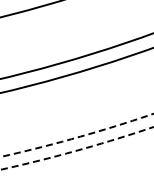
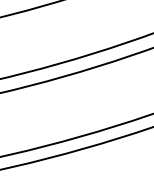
circle: dashed -> solid (76, 134)
circle: dashed -> solid (76, 147)
